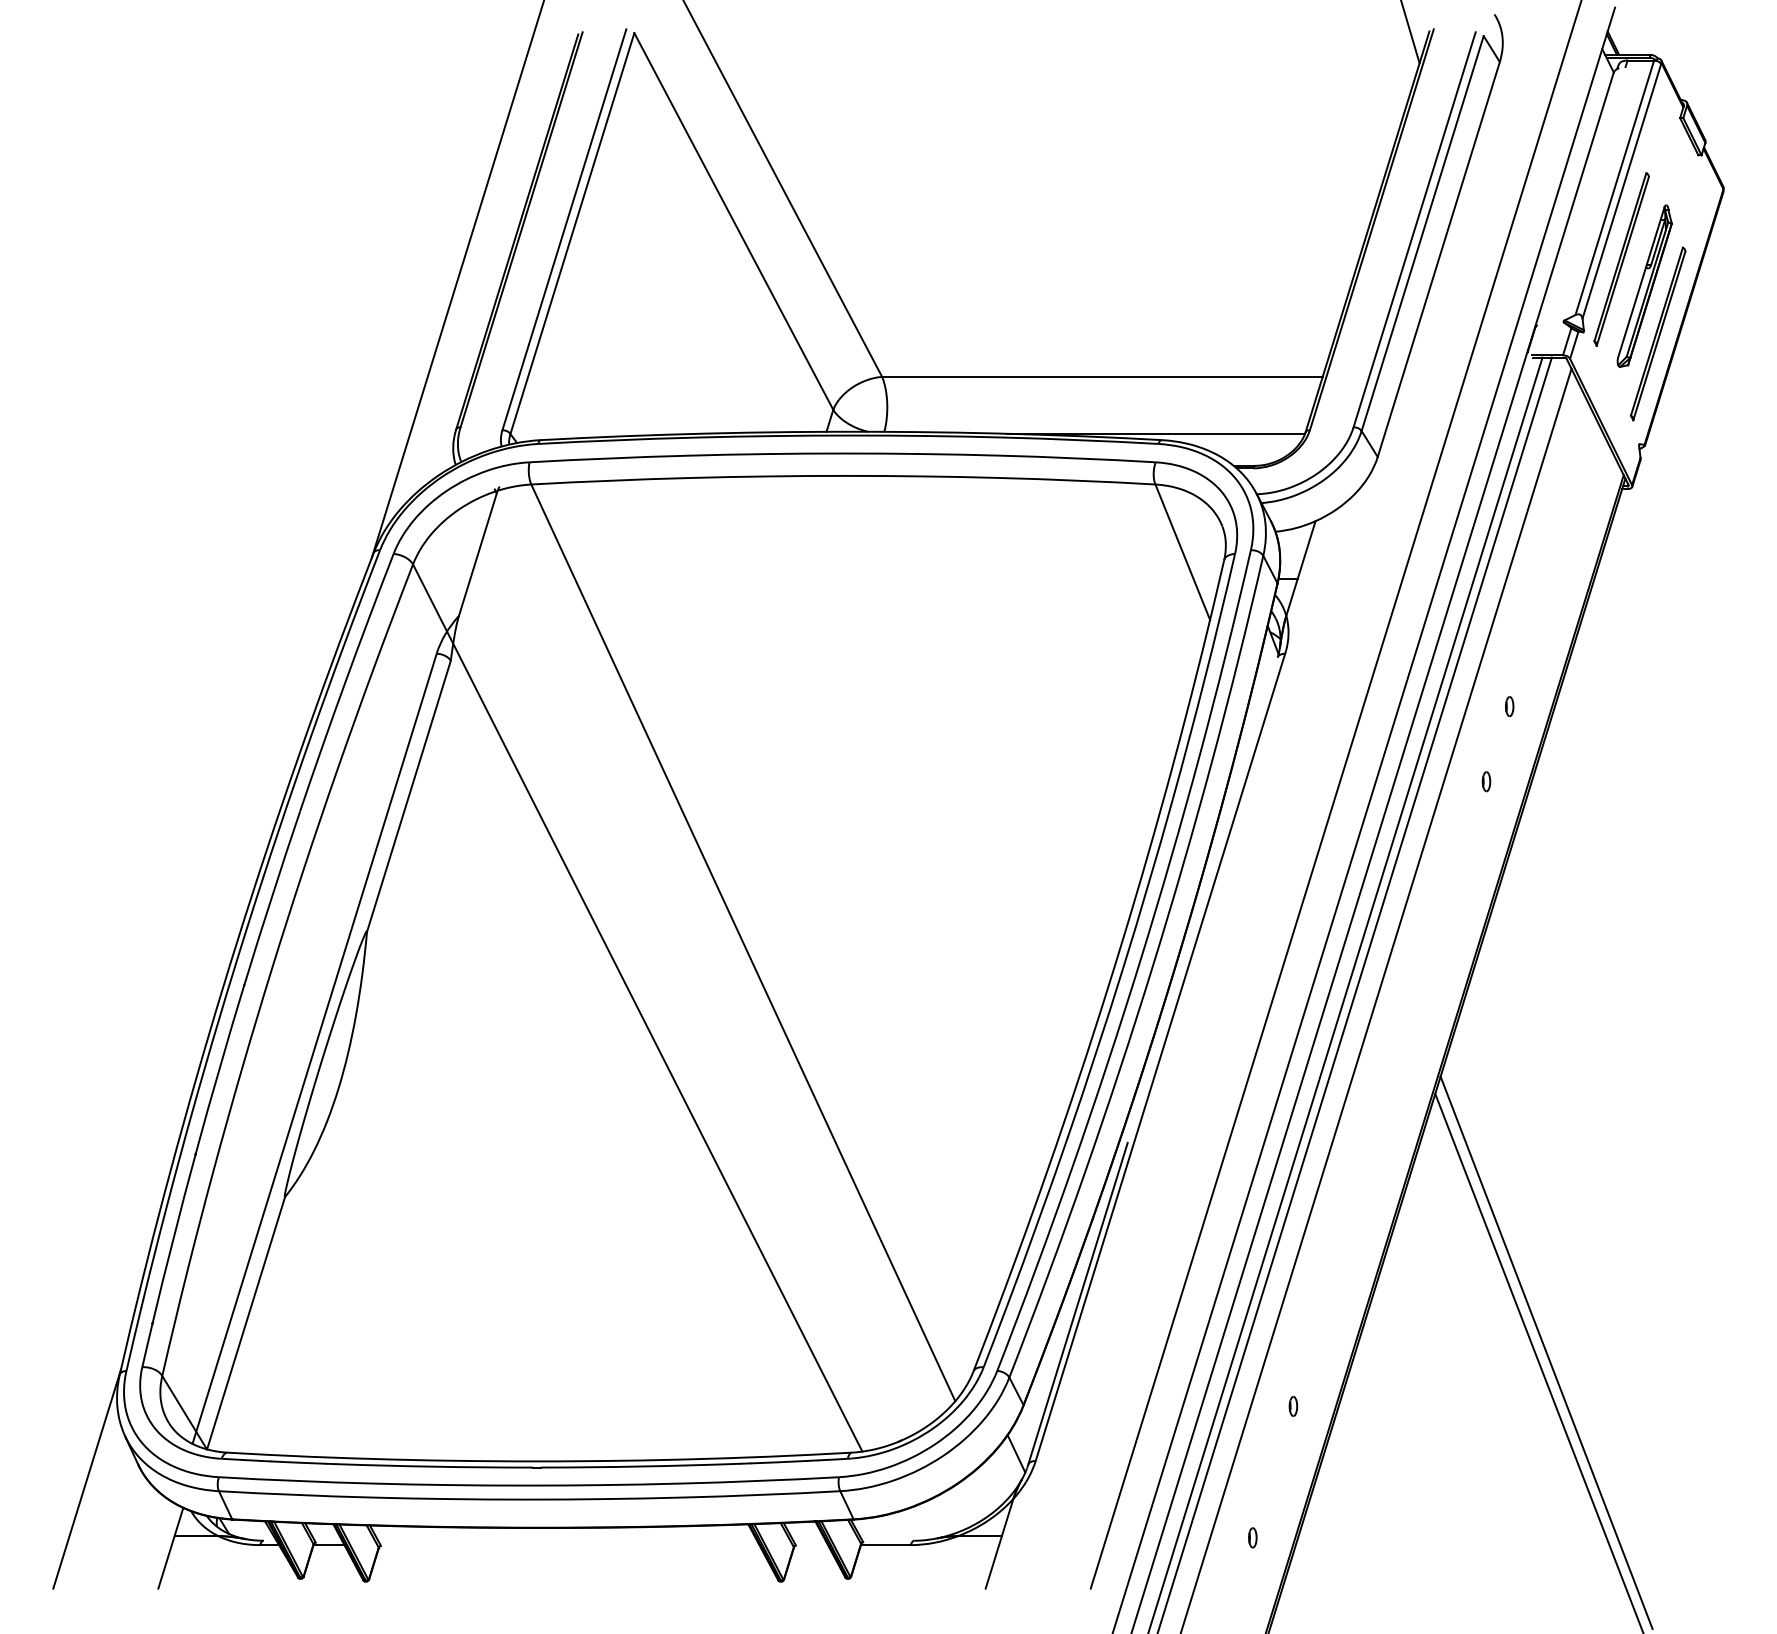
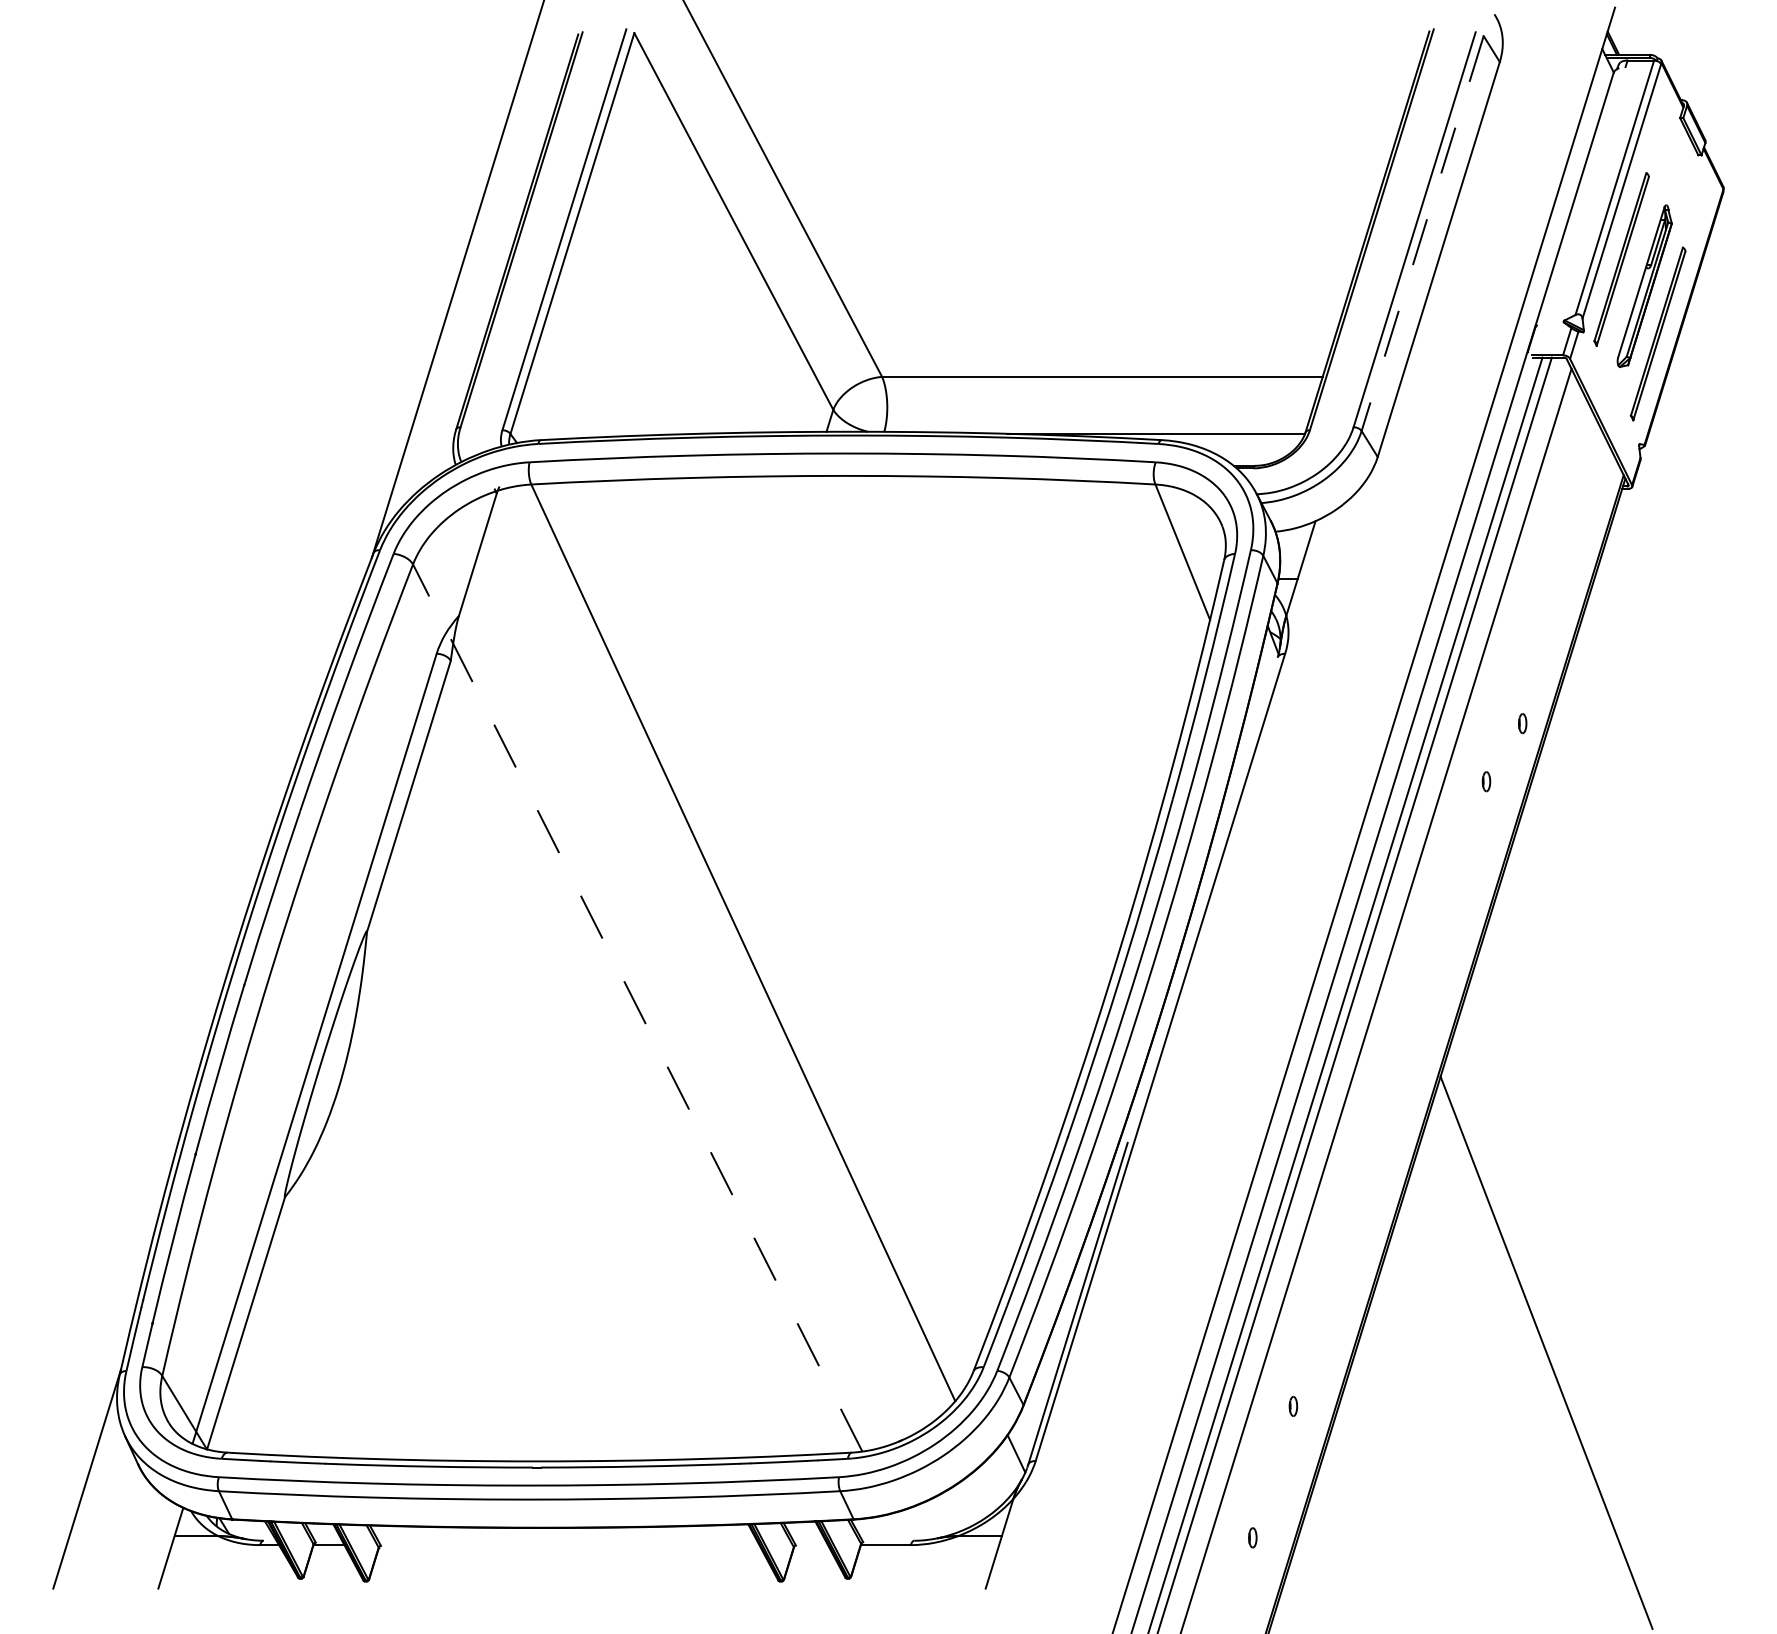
line: present -> none (1410, 32)
line: solid -> dashed (1422, 233)
part position: (1509, 706) -> (1522, 723) (1522, 723)
line: present -> none (1335, 795)
line: solid -> dashed (637, 1007)
line: present -> none (1538, 1361)
